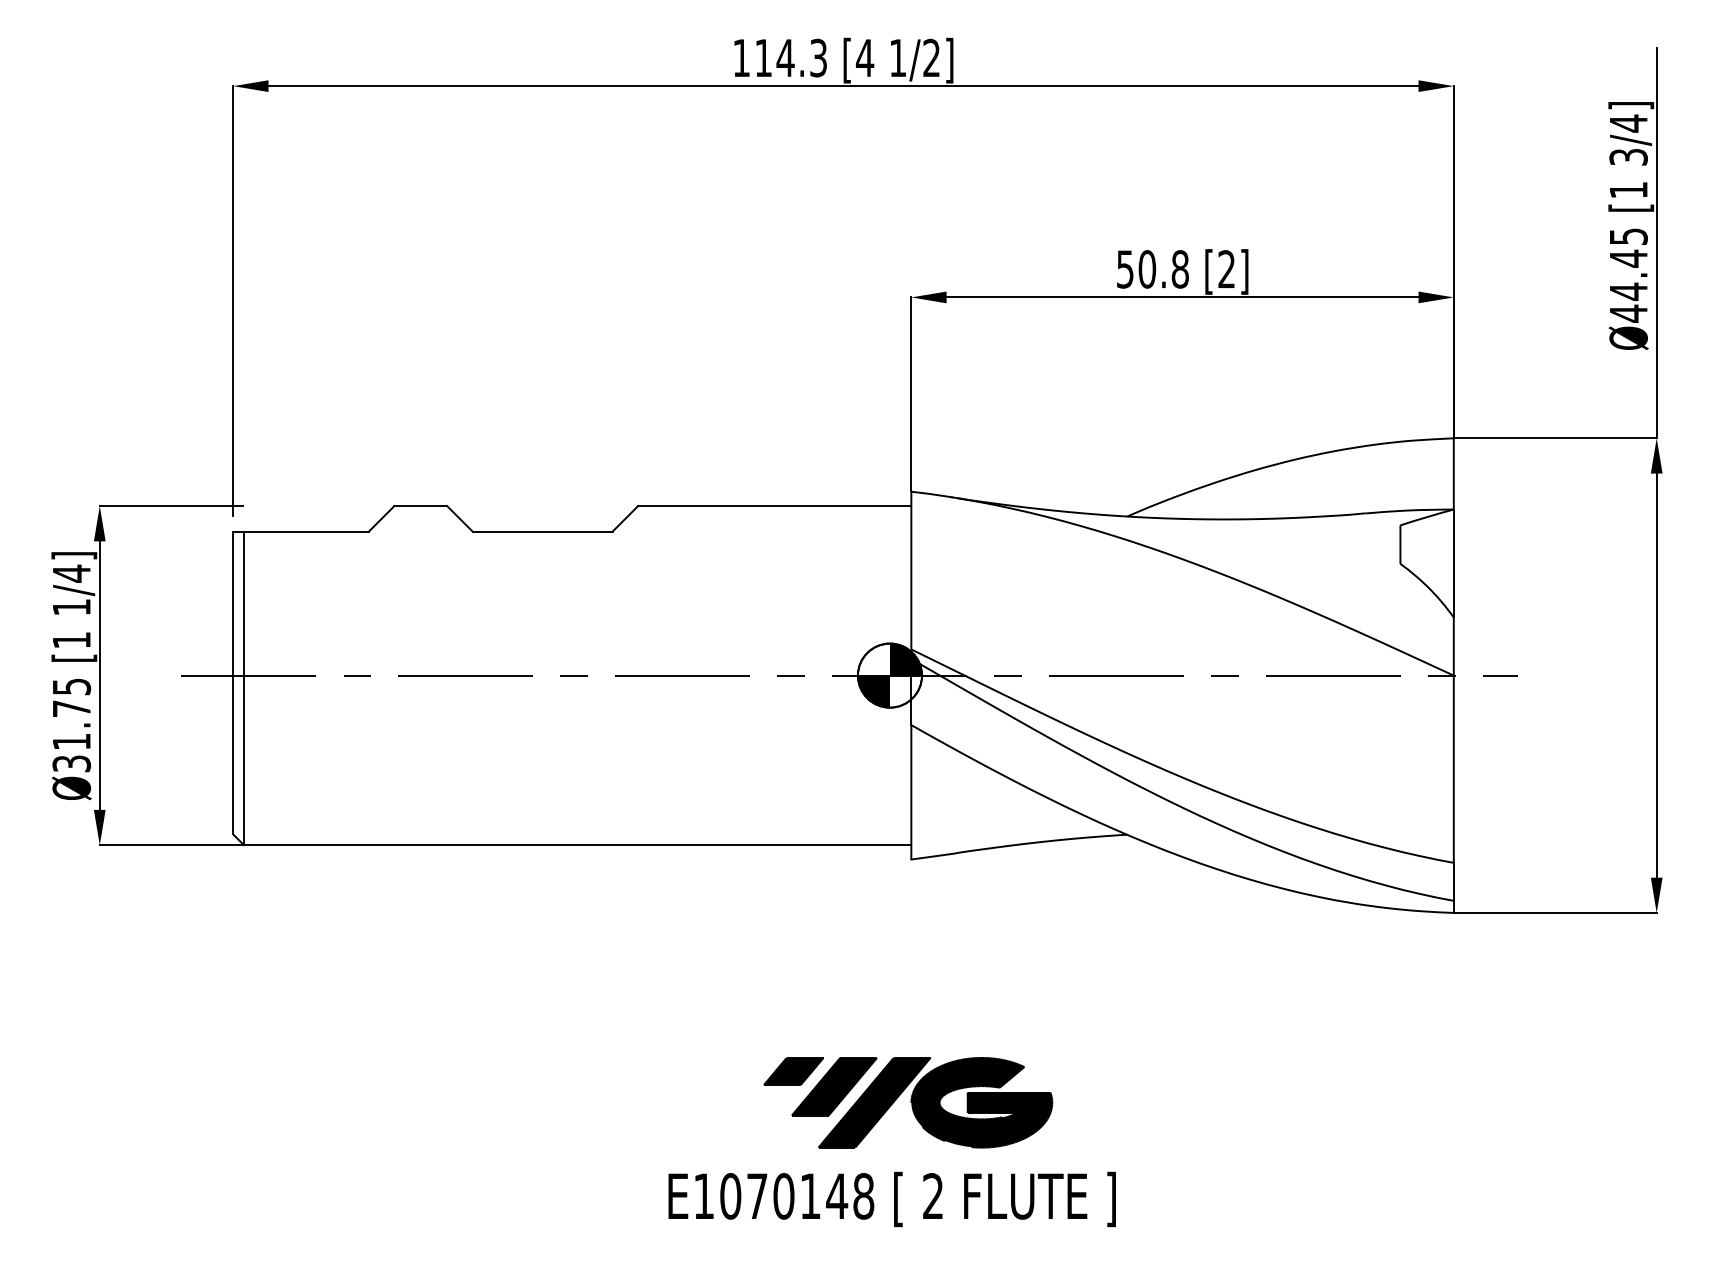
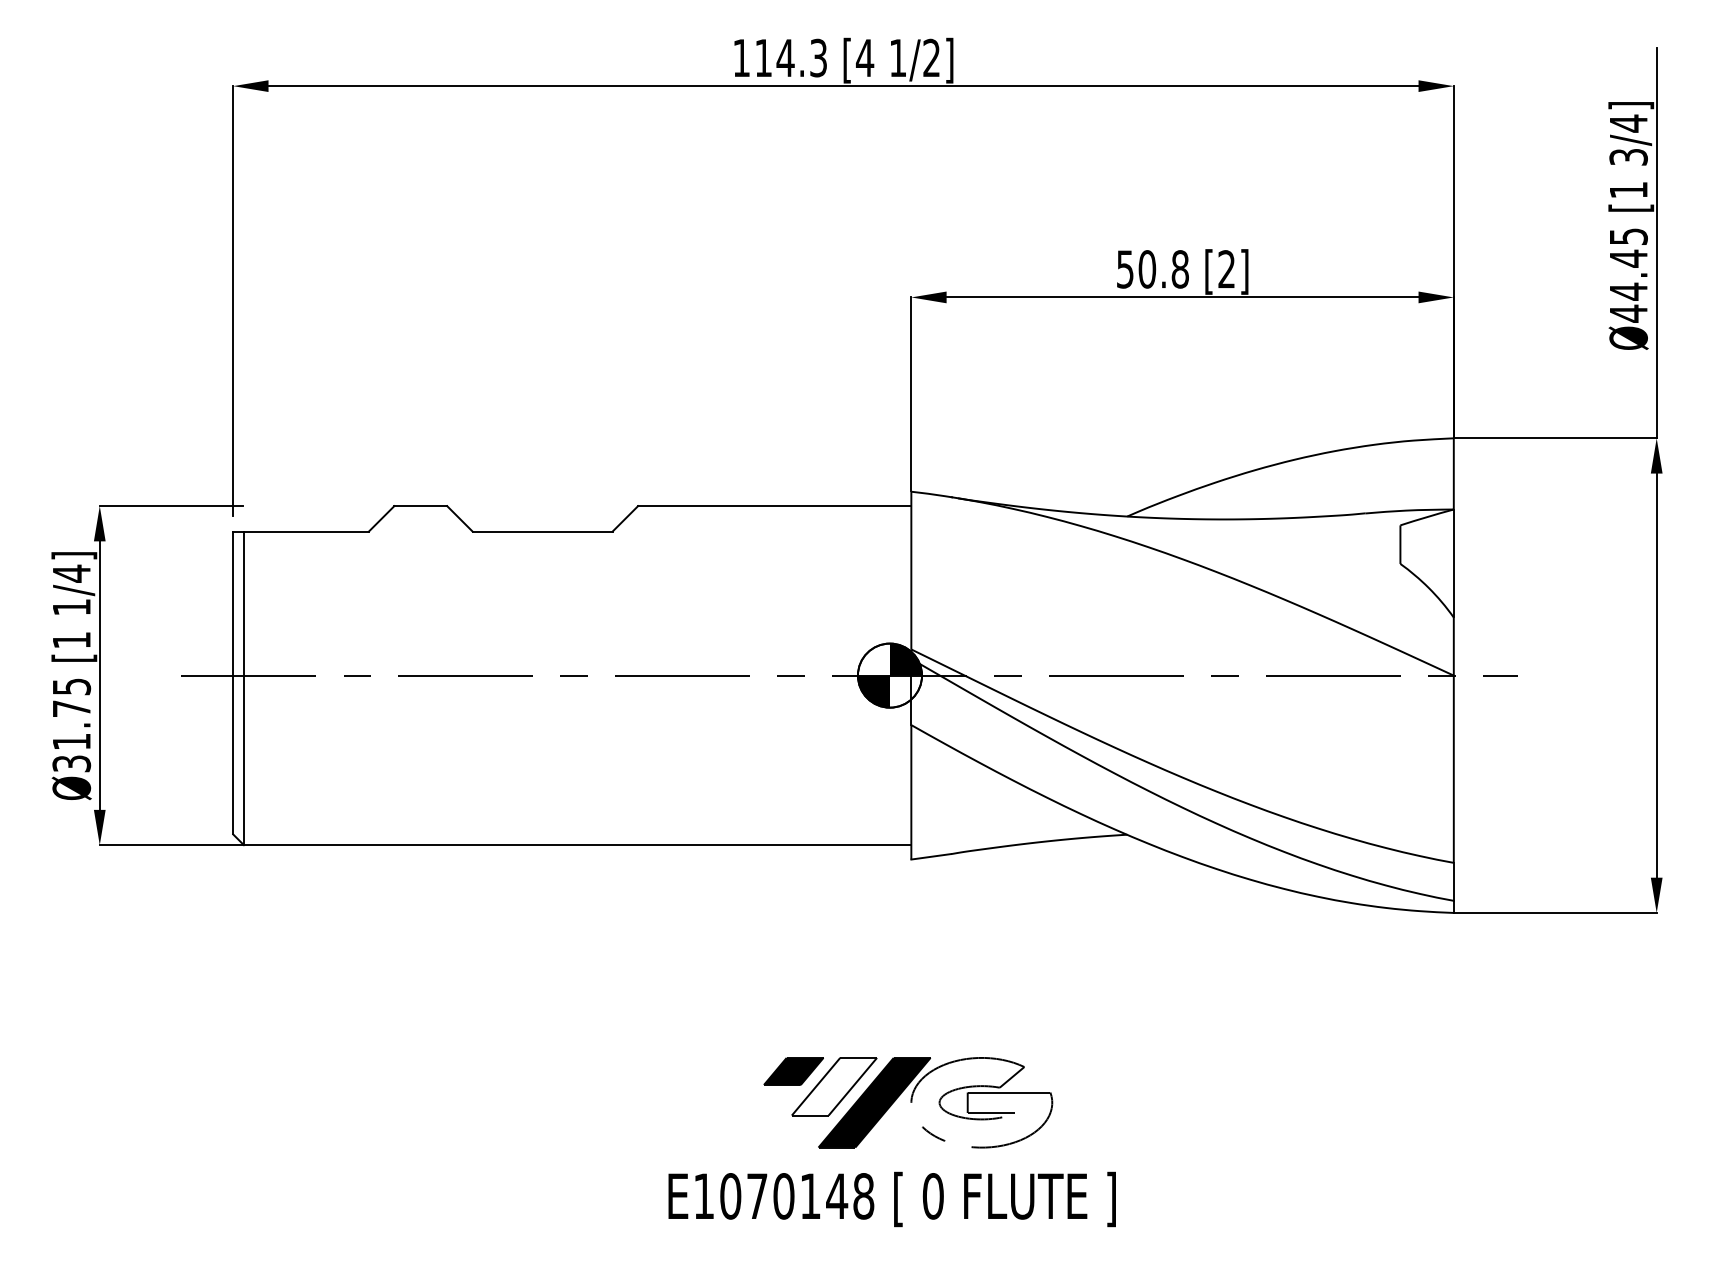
fill: present -> none (834, 1086)
fill: present -> none (981, 1102)
text: 2 -> 0 (932, 1196)
